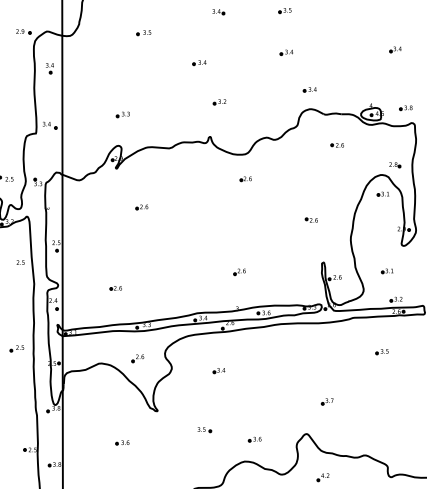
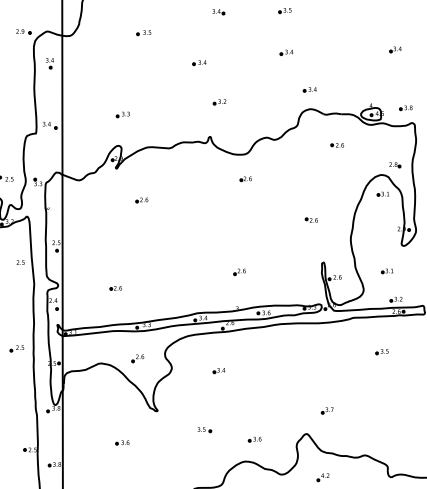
part position: (49, 68) -> (49, 63) (49, 63)
part position: (141, 207) -> (141, 200) (141, 200)
part position: (326, 401) -> (326, 410) (326, 410)
